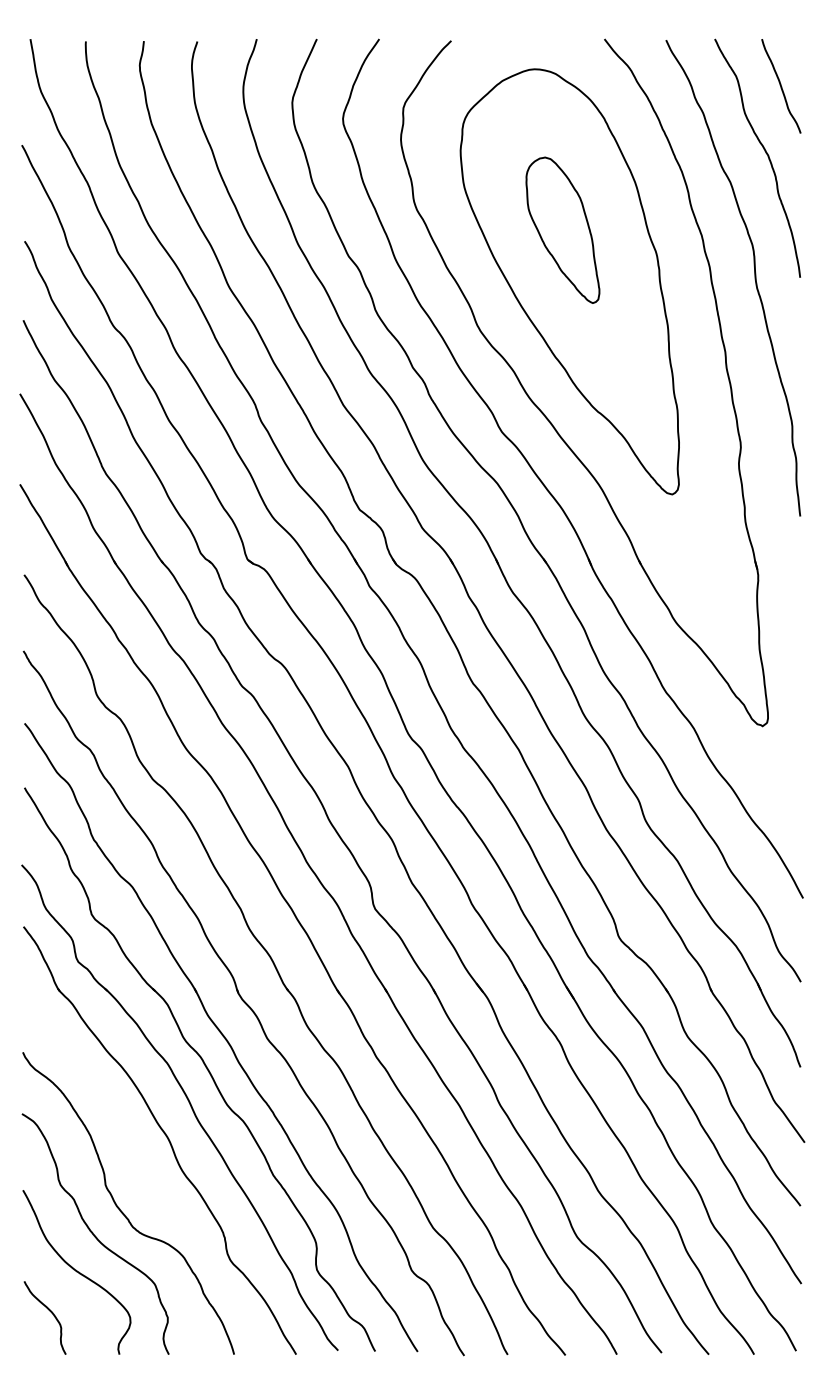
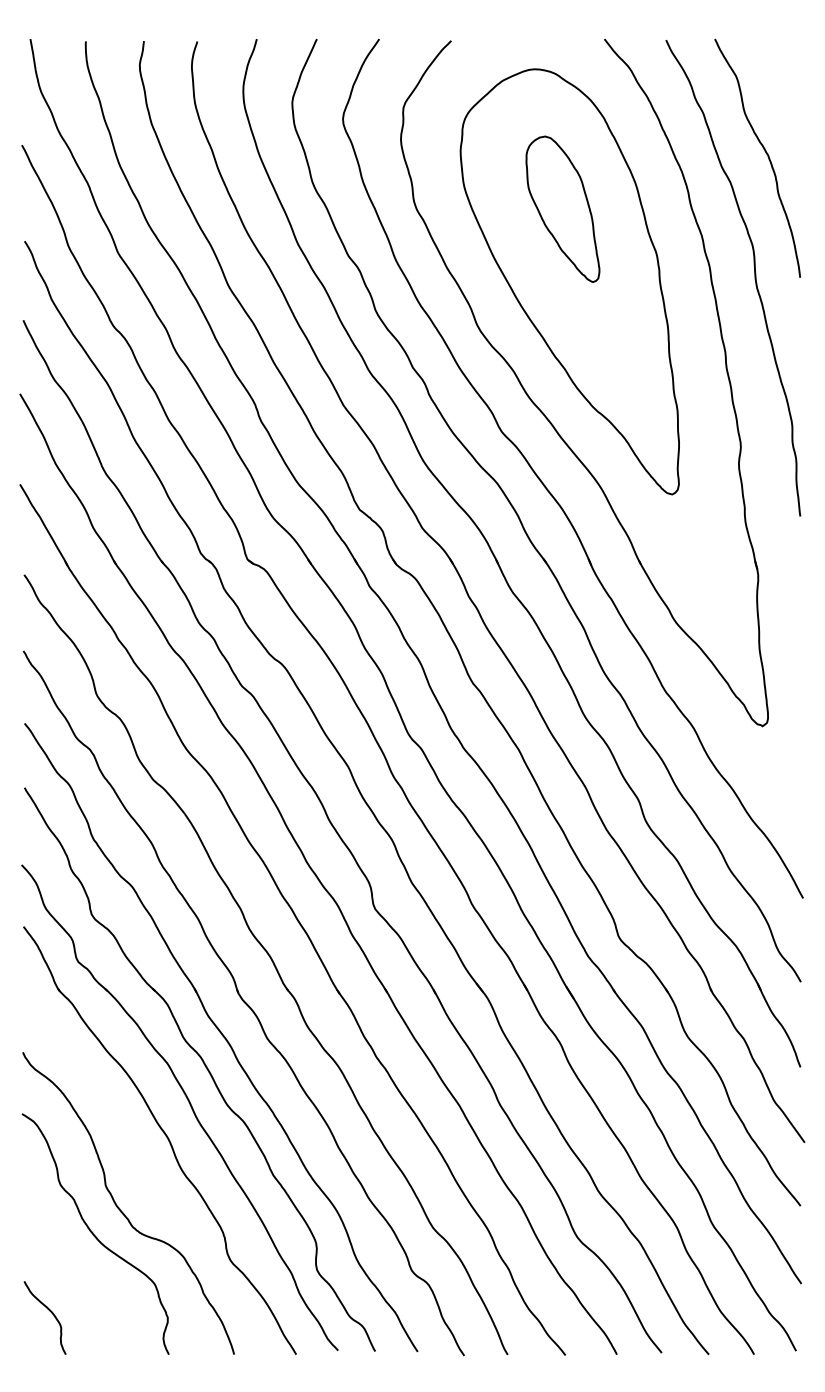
curve: present -> none (781, 86)
part position: (562, 229) -> (562, 208) (562, 208)
curve: present -> none (76, 1272)
